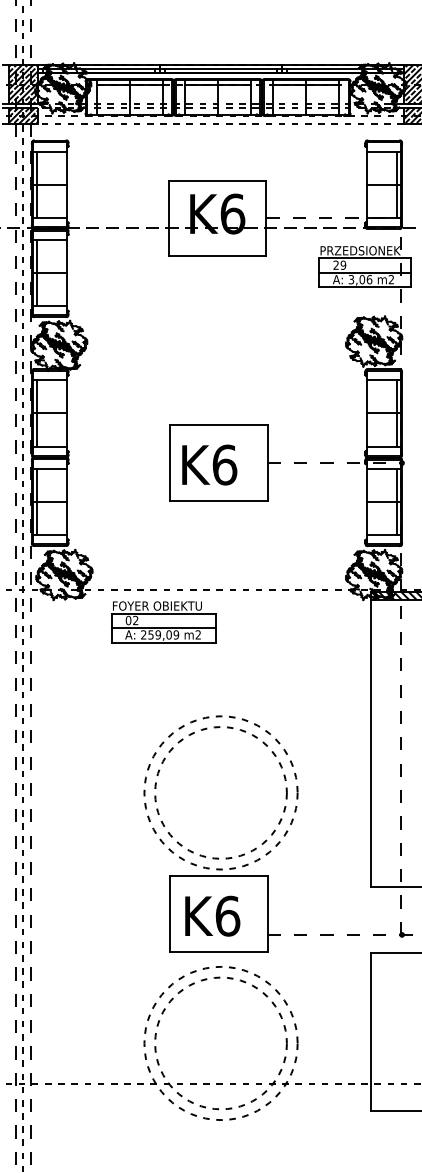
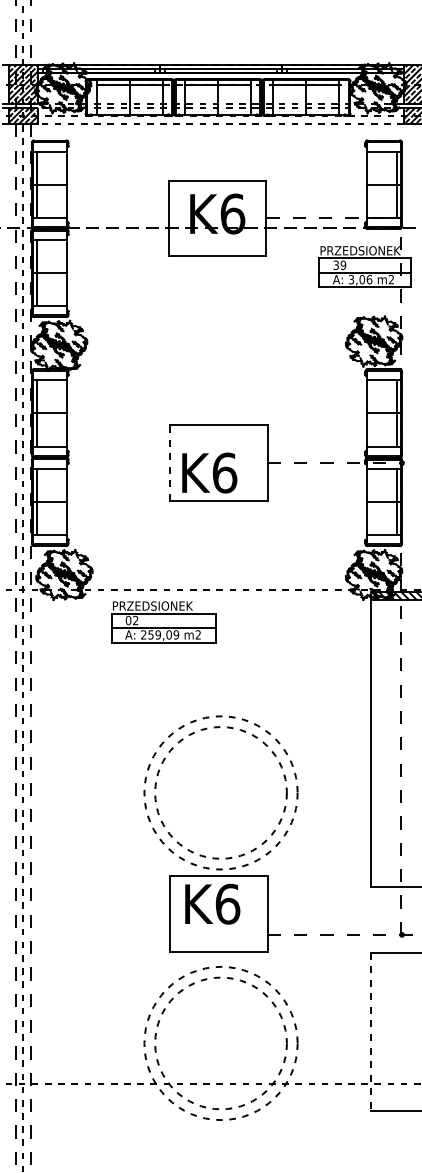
text: 29 -> 39 (335, 265)
line: solid -> dashed (170, 463)
text position: (209, 464) -> (209, 472) (209, 472)
text: FOYER OBIEKTU -> PRZEDSIONEK (157, 605)
text position: (212, 915) -> (212, 903) (212, 903)
line: solid -> dashed (370, 1032)
